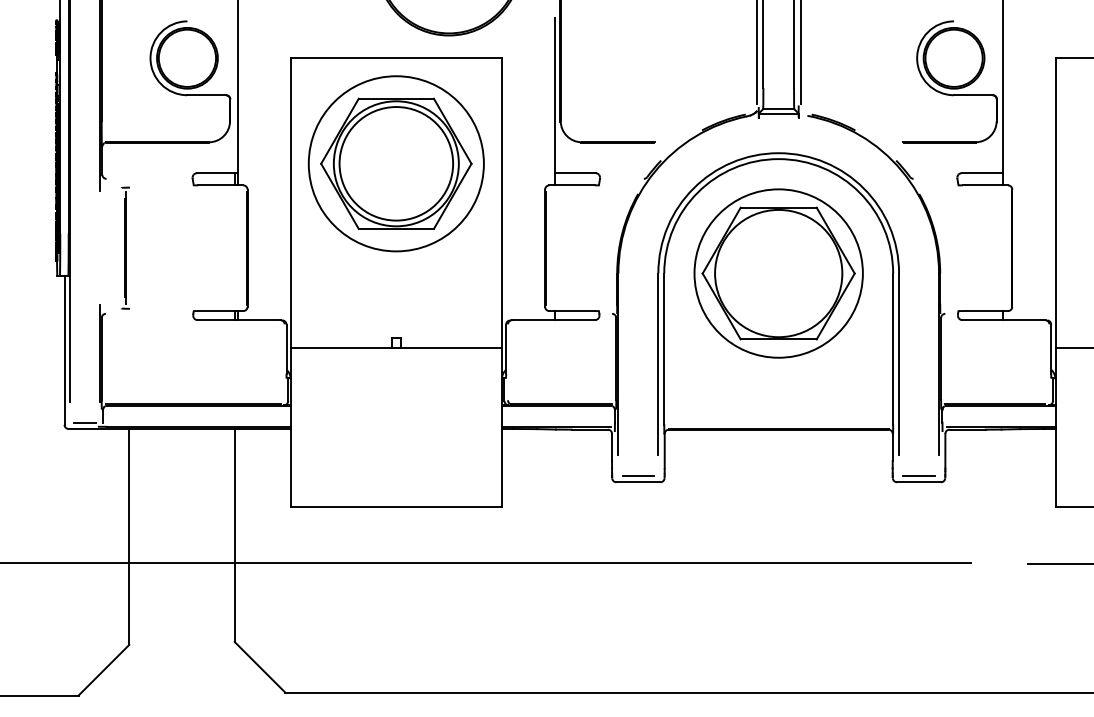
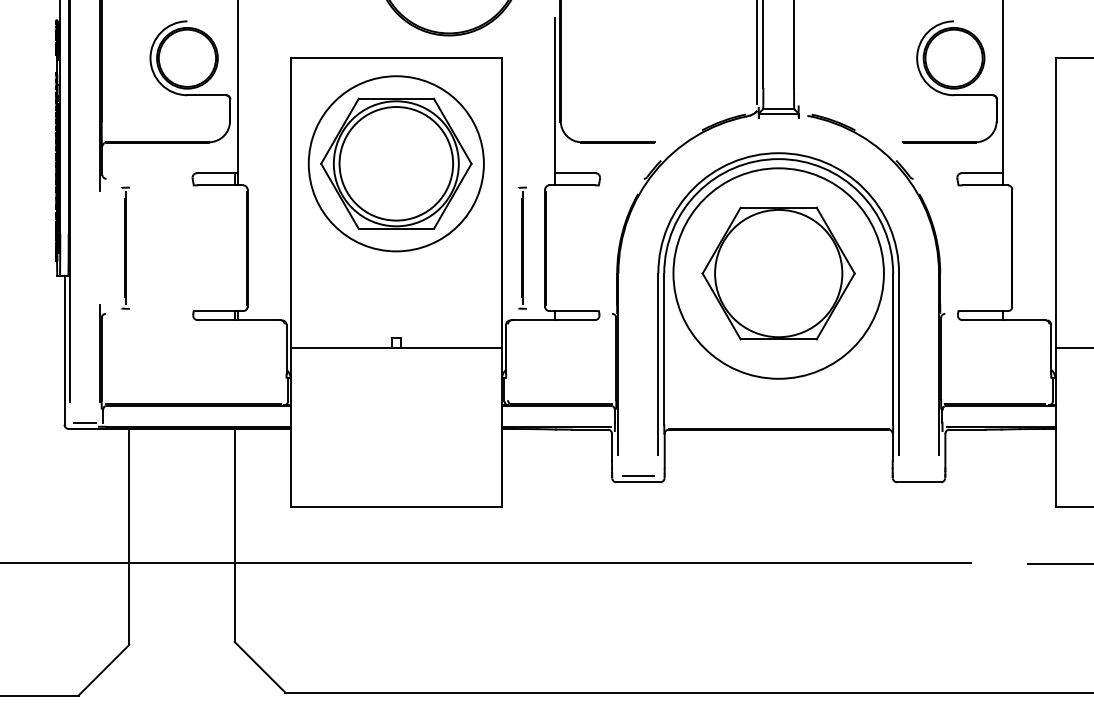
line: present -> none (800, 52)
part: none -> present (522, 247)
circle diameter: 168 px -> 210 px (778, 273)
line: present -> none (918, 476)
